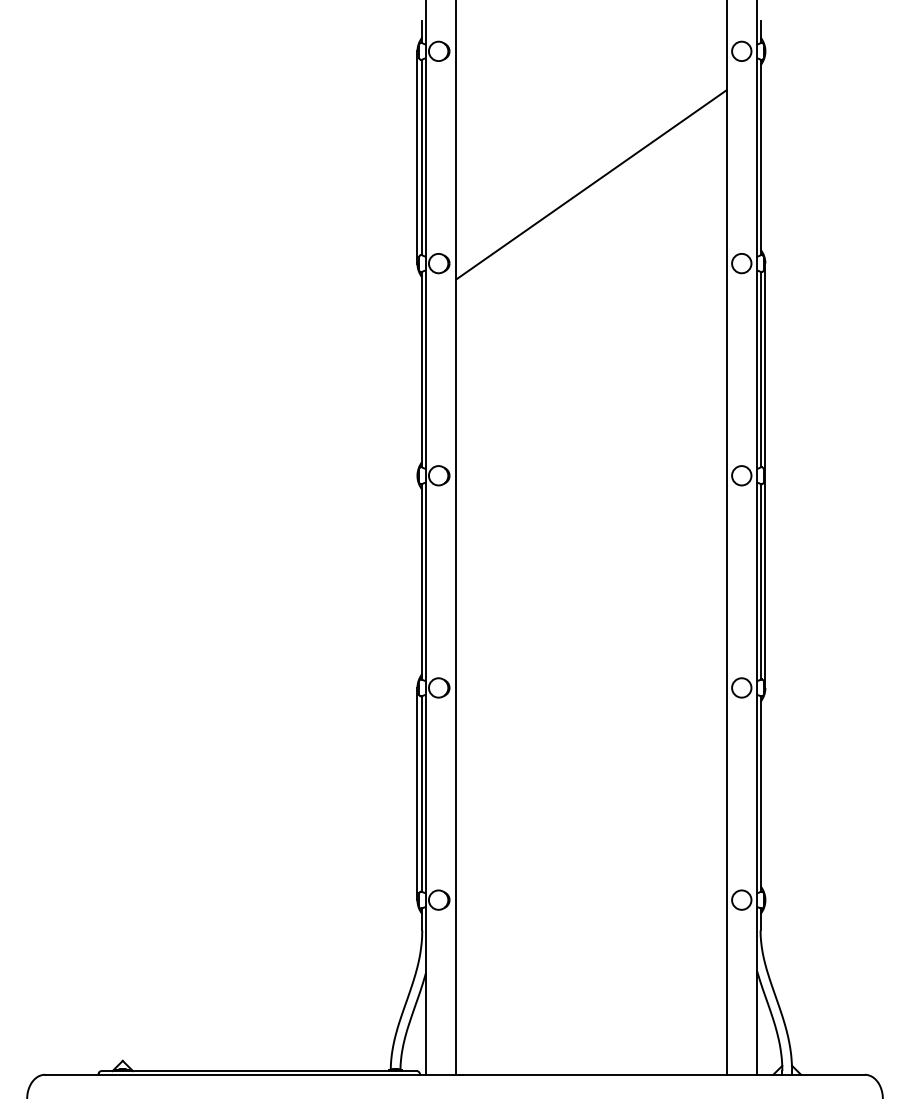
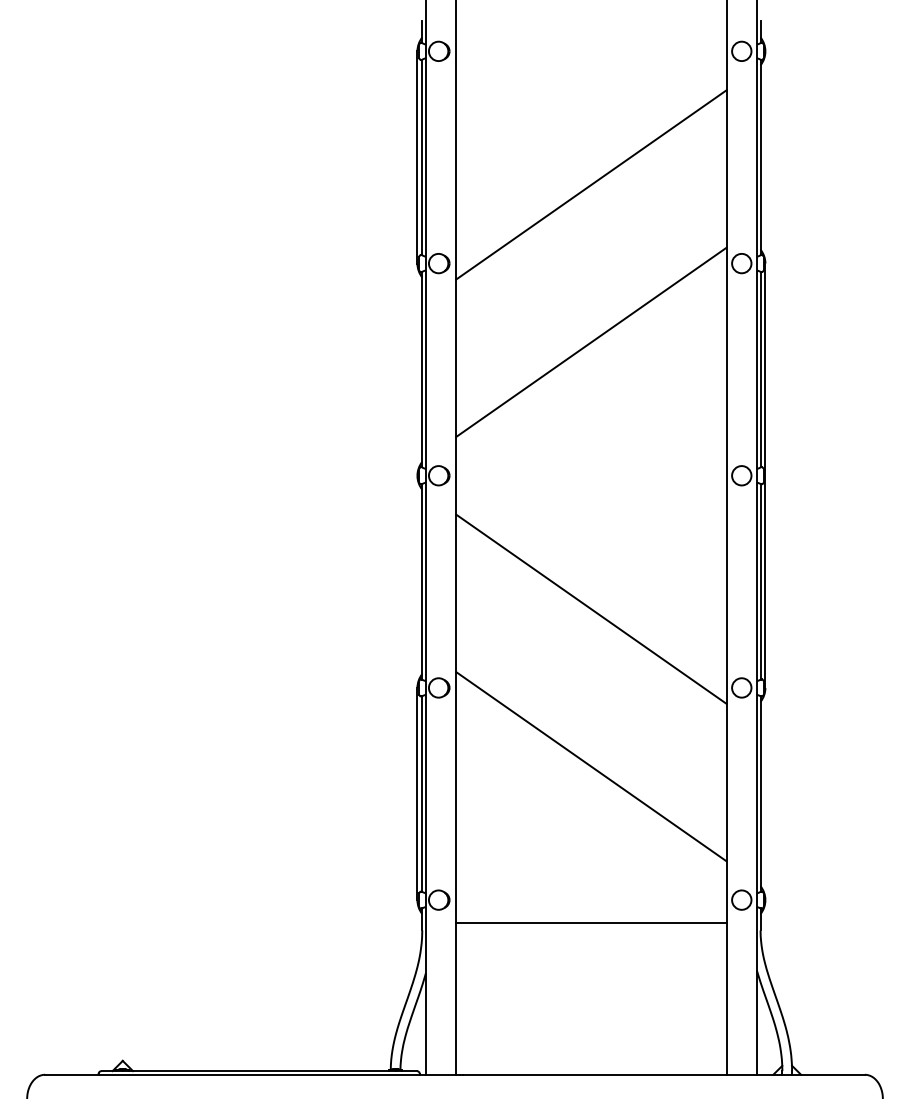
line: none -> present (591, 341)
line: none -> present (591, 608)
line: none -> present (591, 766)
line: none -> present (591, 922)
